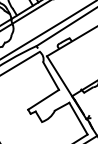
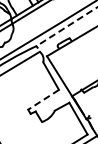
line: solid -> dashed (67, 26)
line: solid -> dashed (43, 100)
